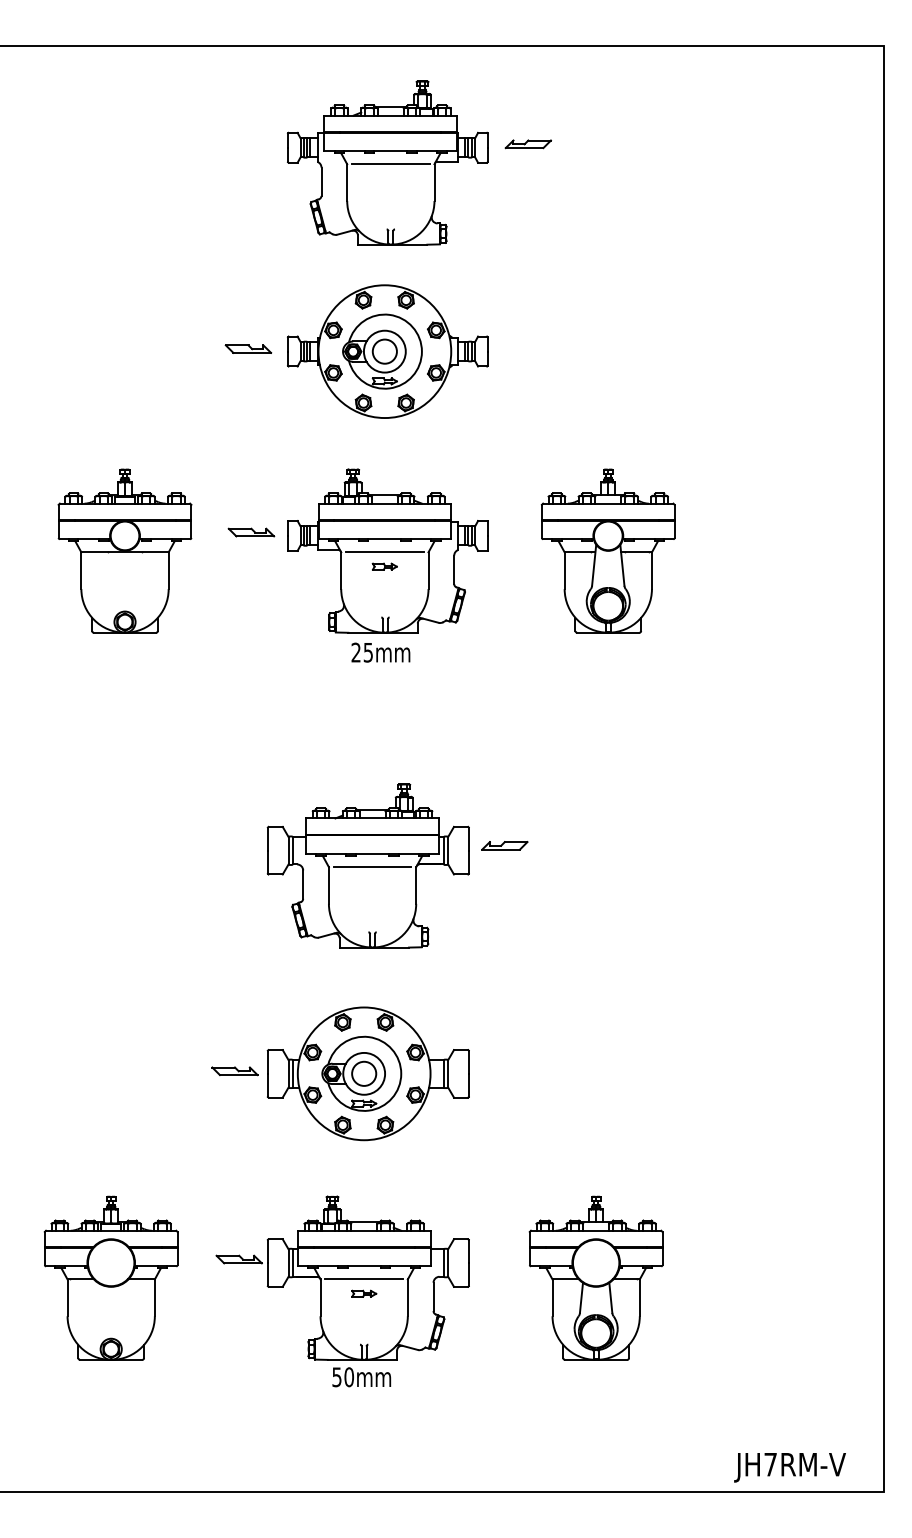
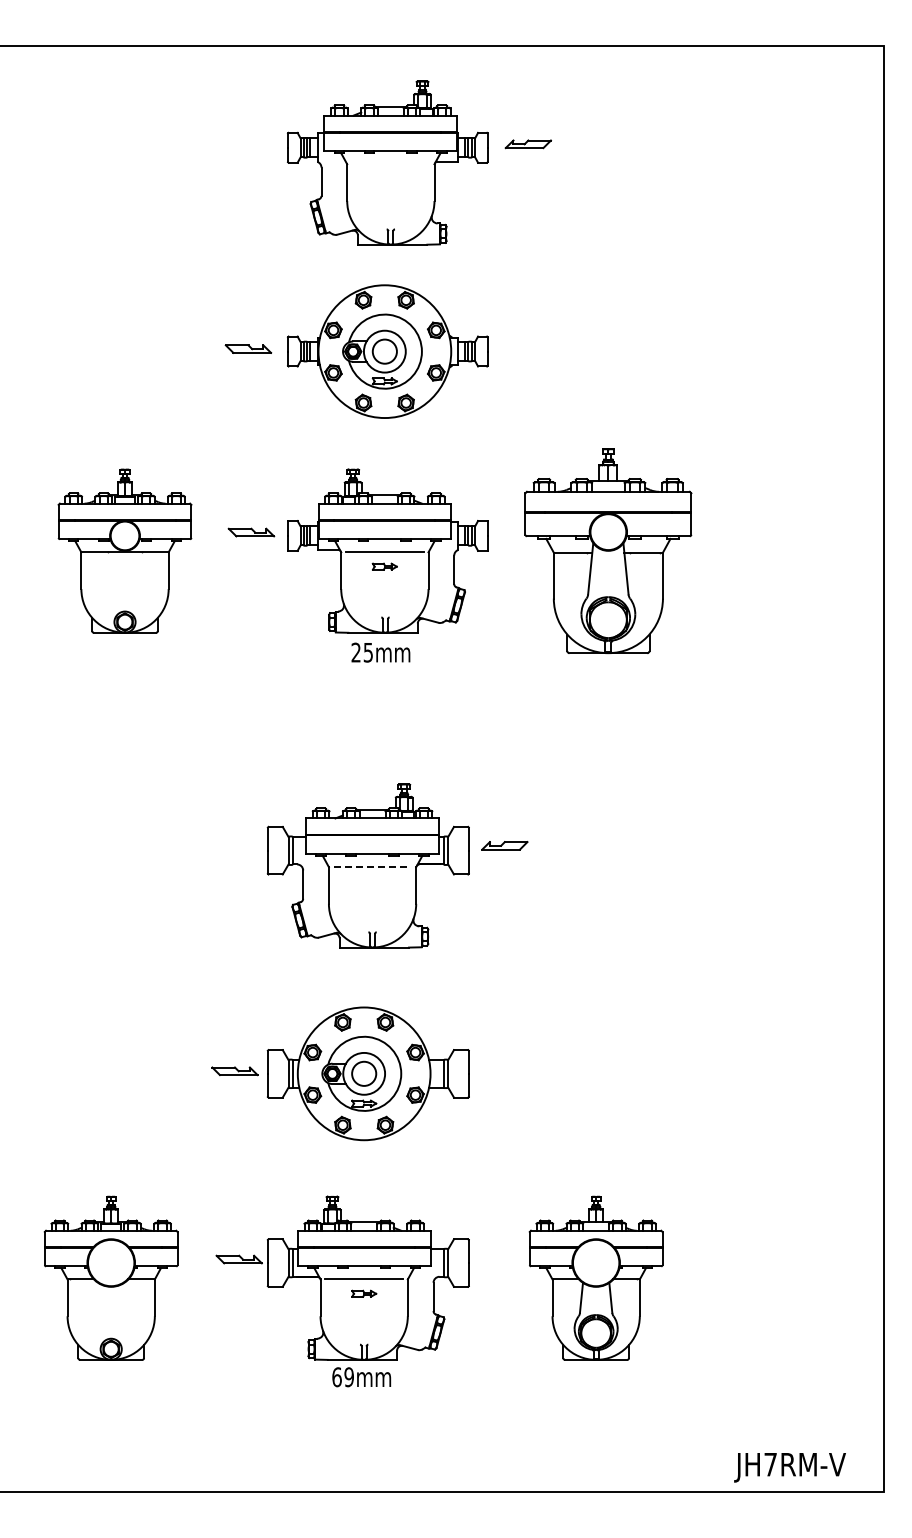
line: present -> none (390, 164)
part size: 136x166 px -> 169x206 px (608, 550)
line: solid -> dashed (372, 867)
text: 50mm -> 69mm (342, 1377)
